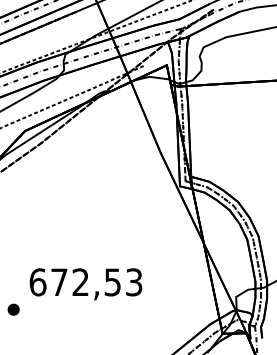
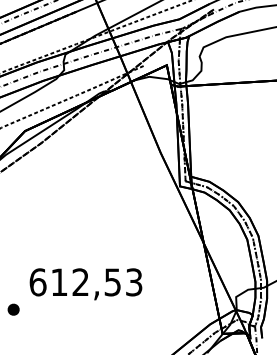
text: 672,53 -> 612,53 (59, 281)
